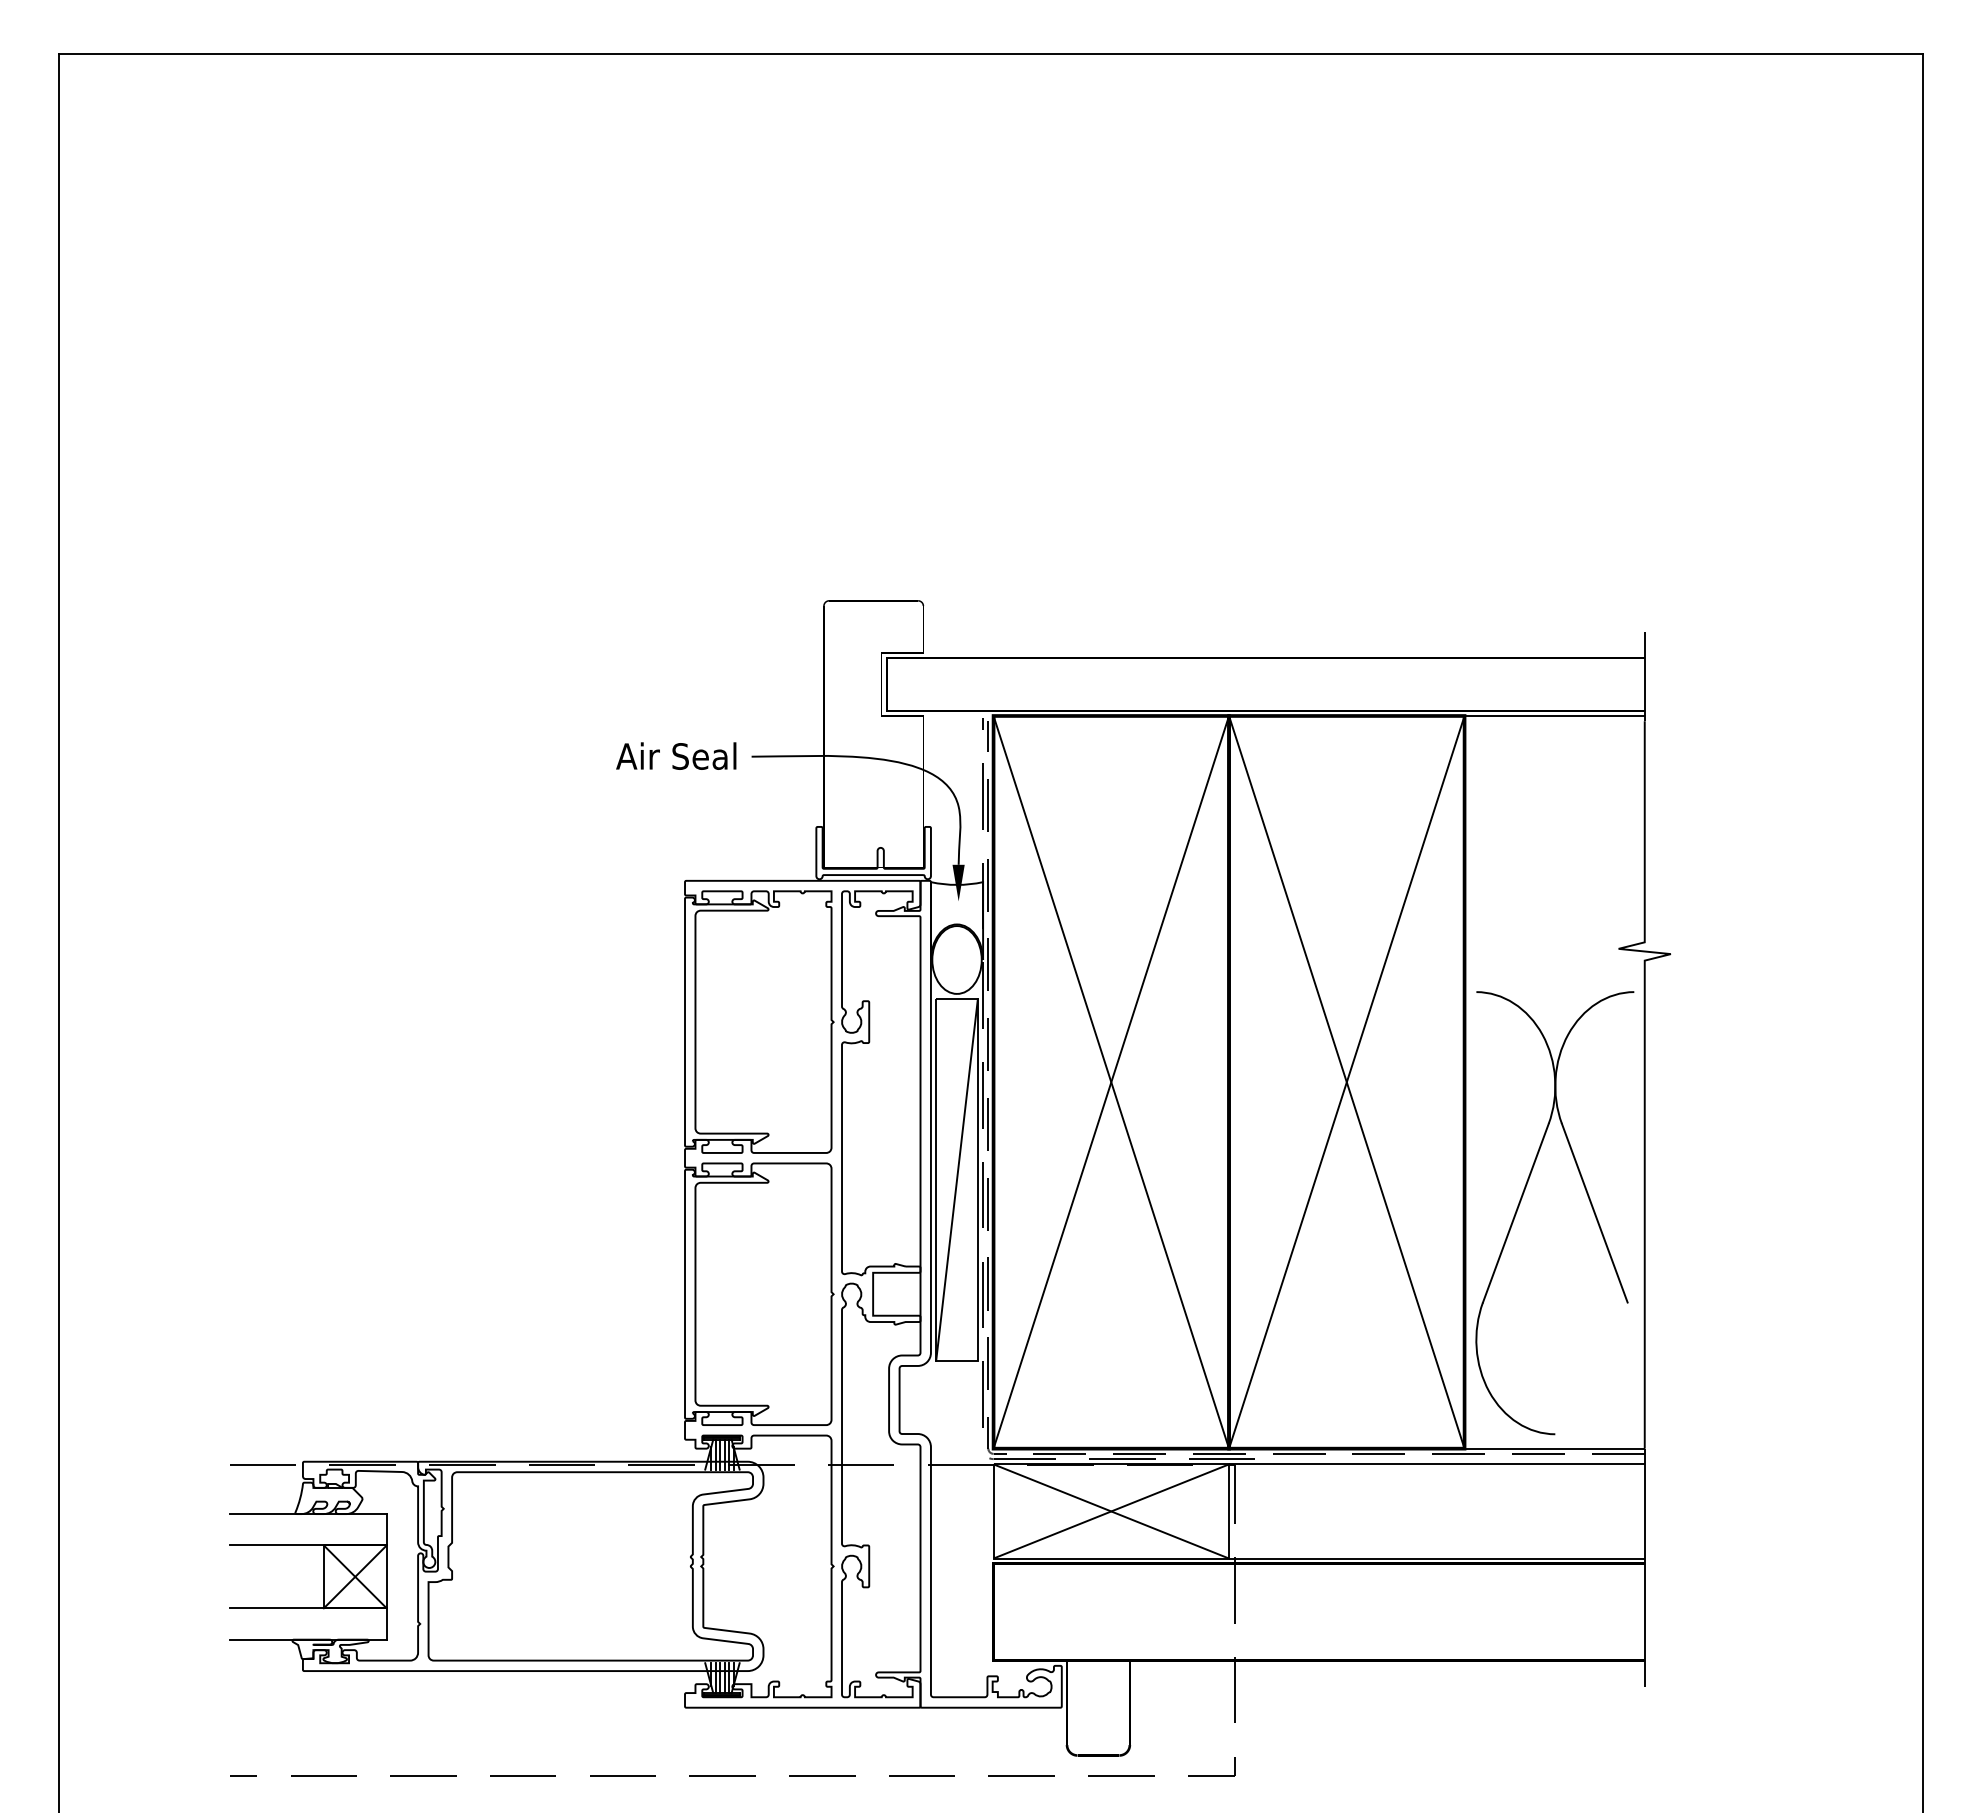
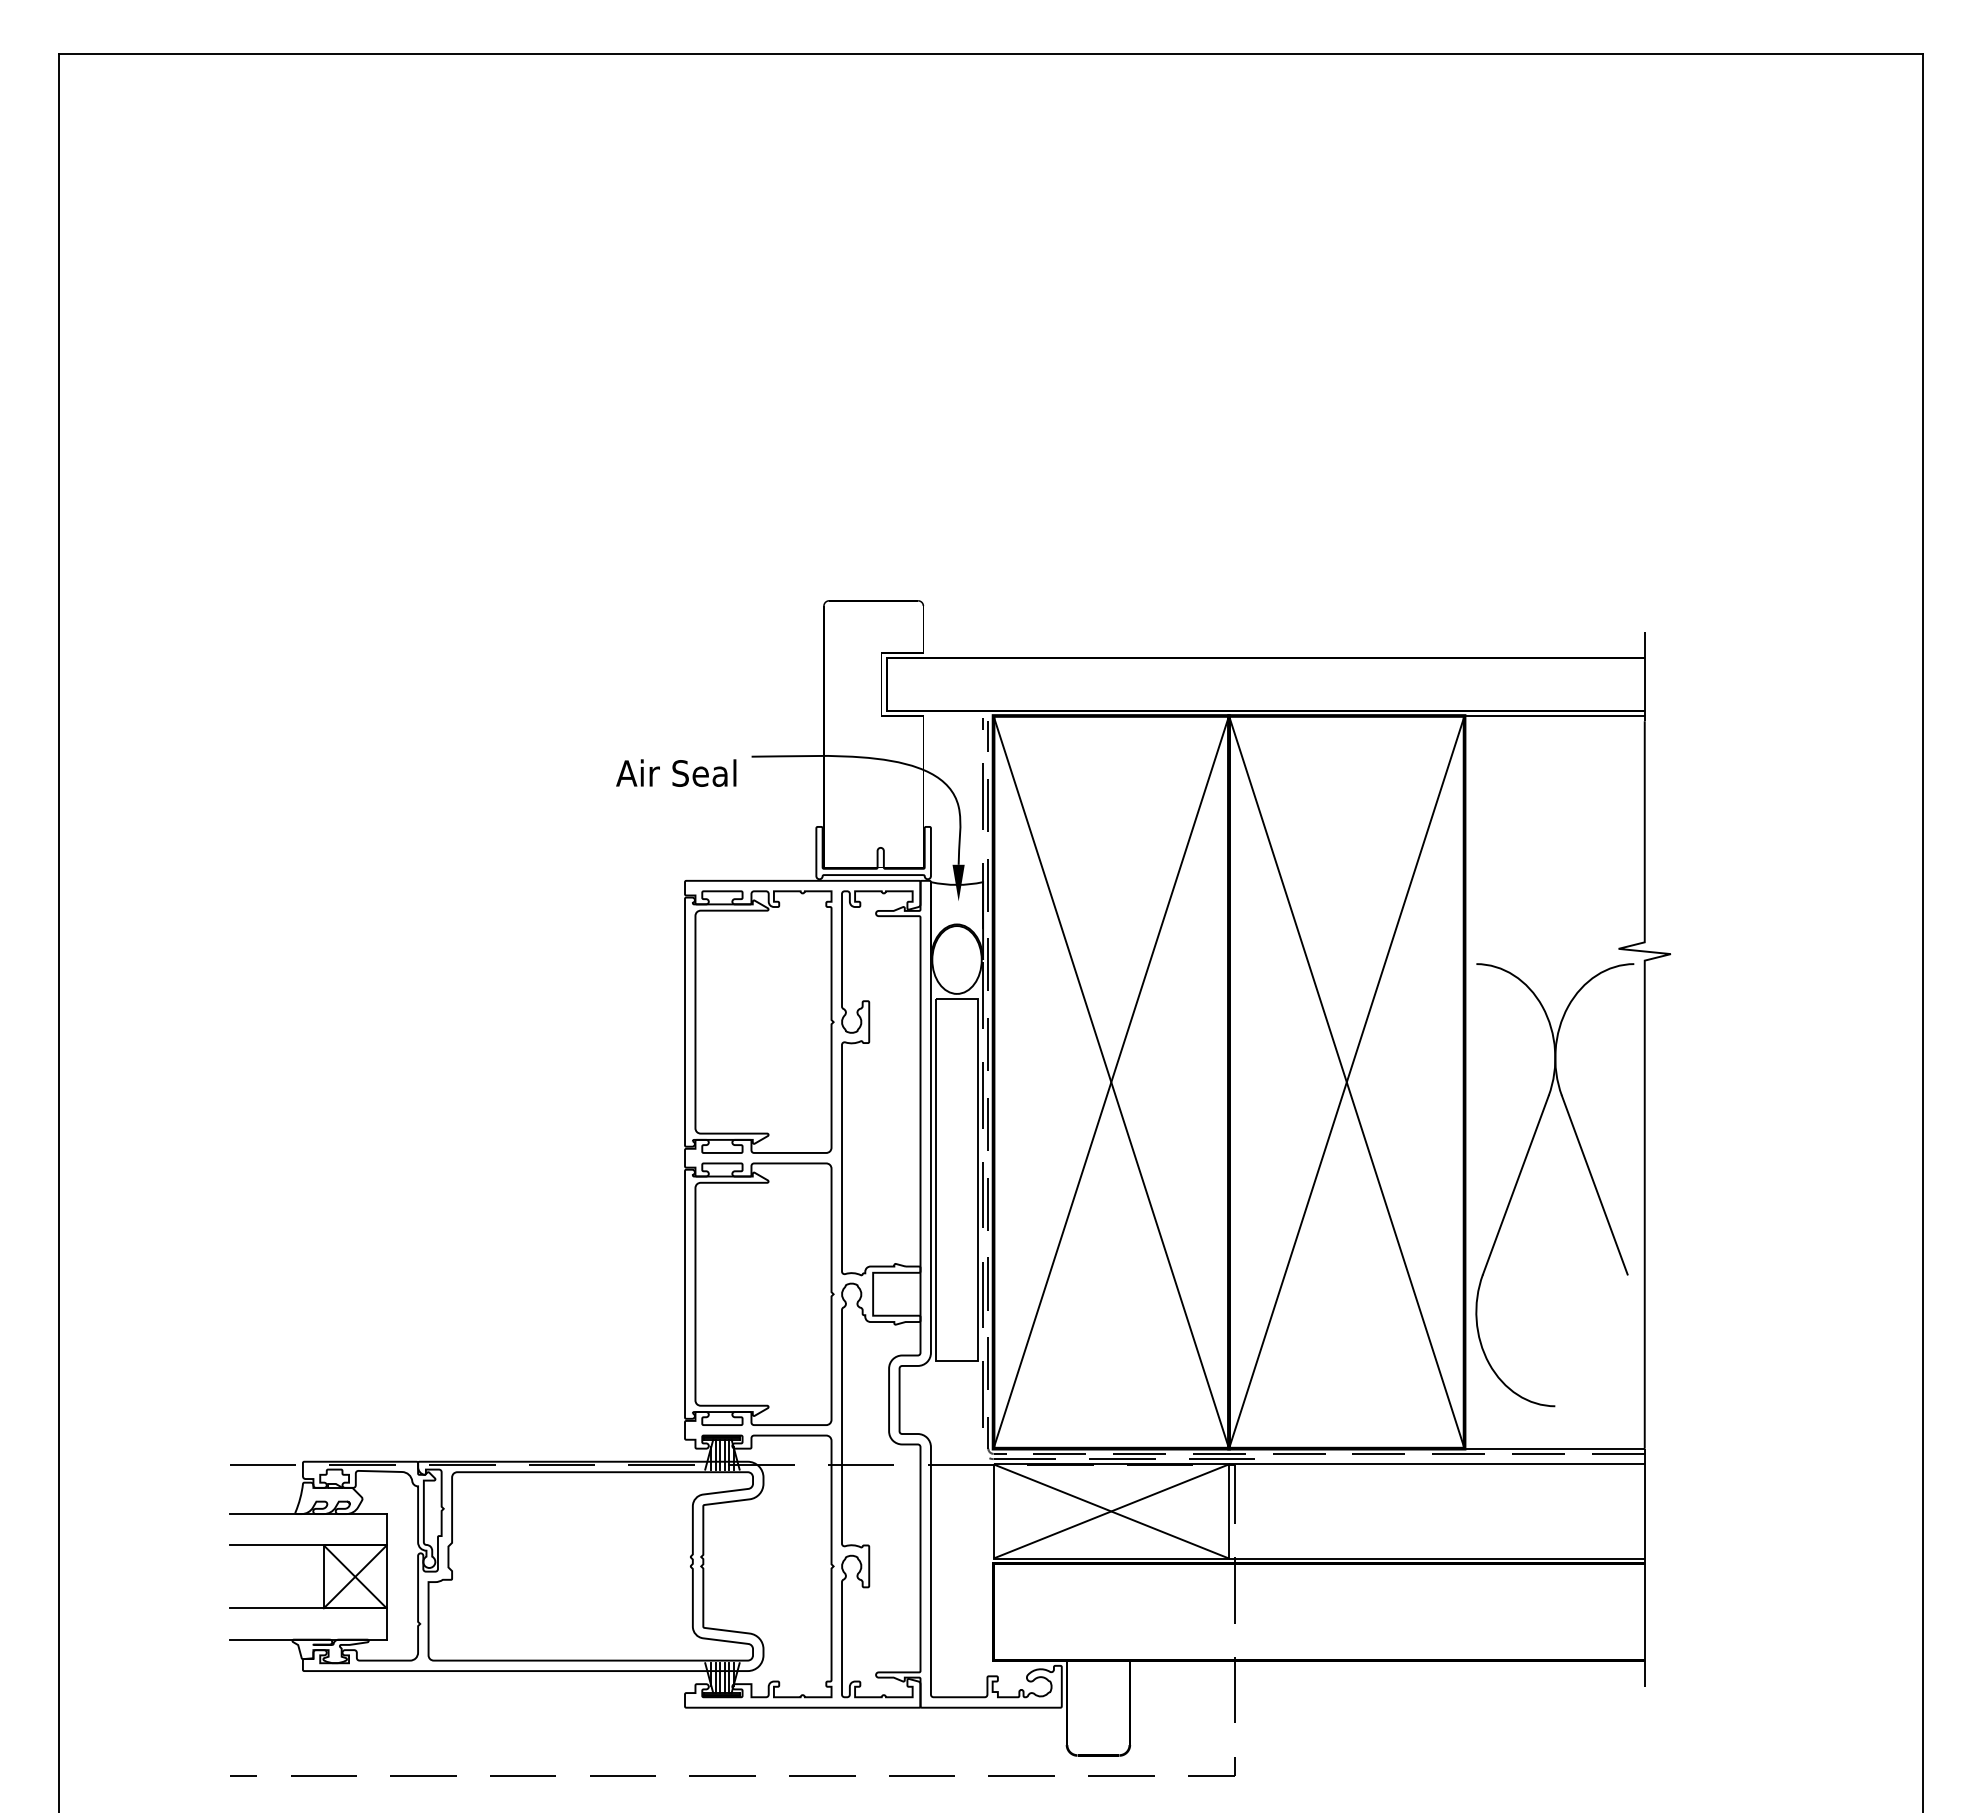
text position: (676, 755) -> (676, 772) (676, 772)
line: present -> none (956, 1179)
part position: (1521, 1201) -> (1521, 1173) (1521, 1173)
